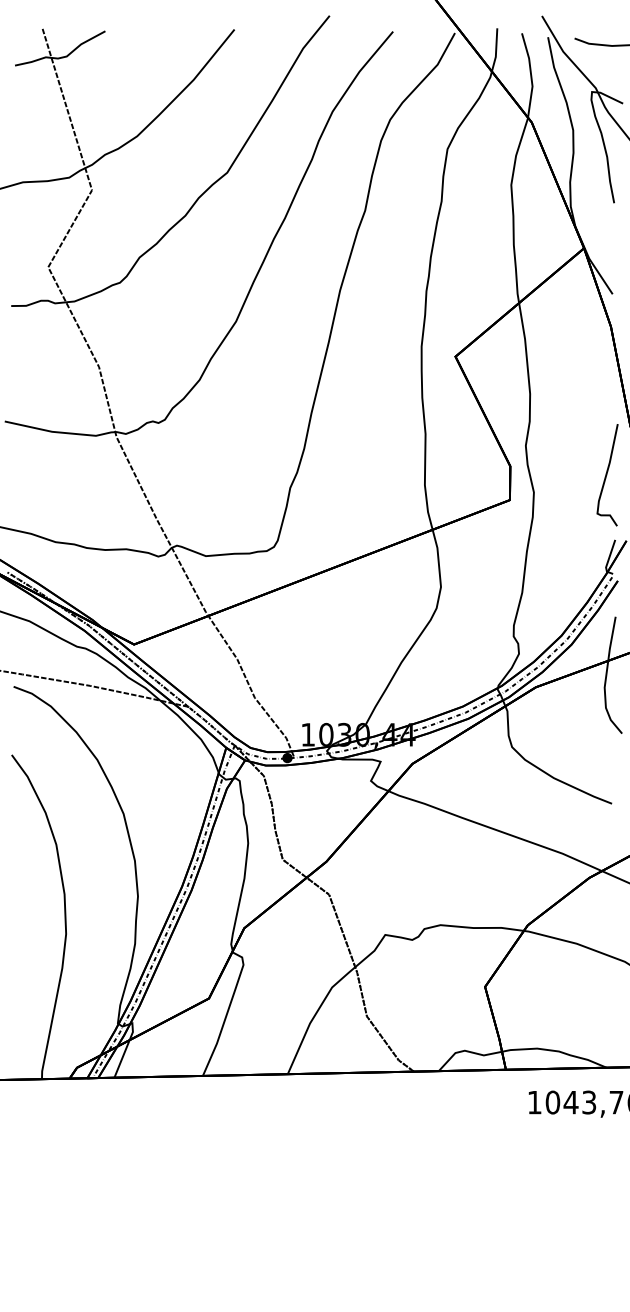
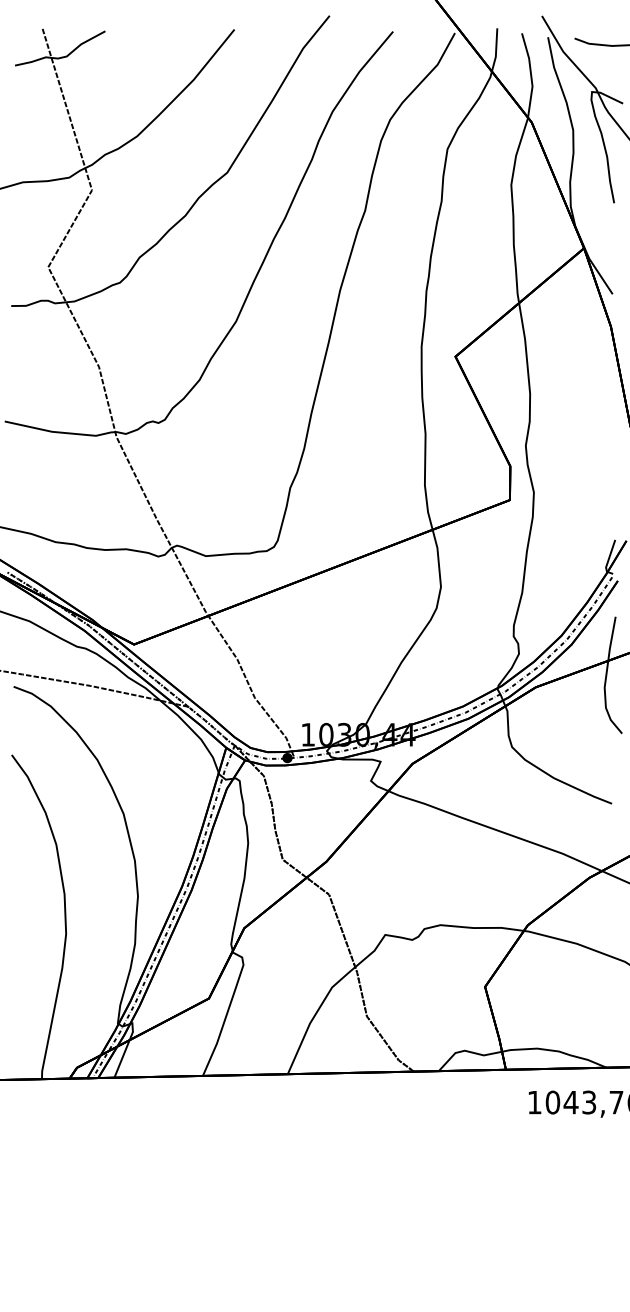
curve: present -> none (607, 475)
